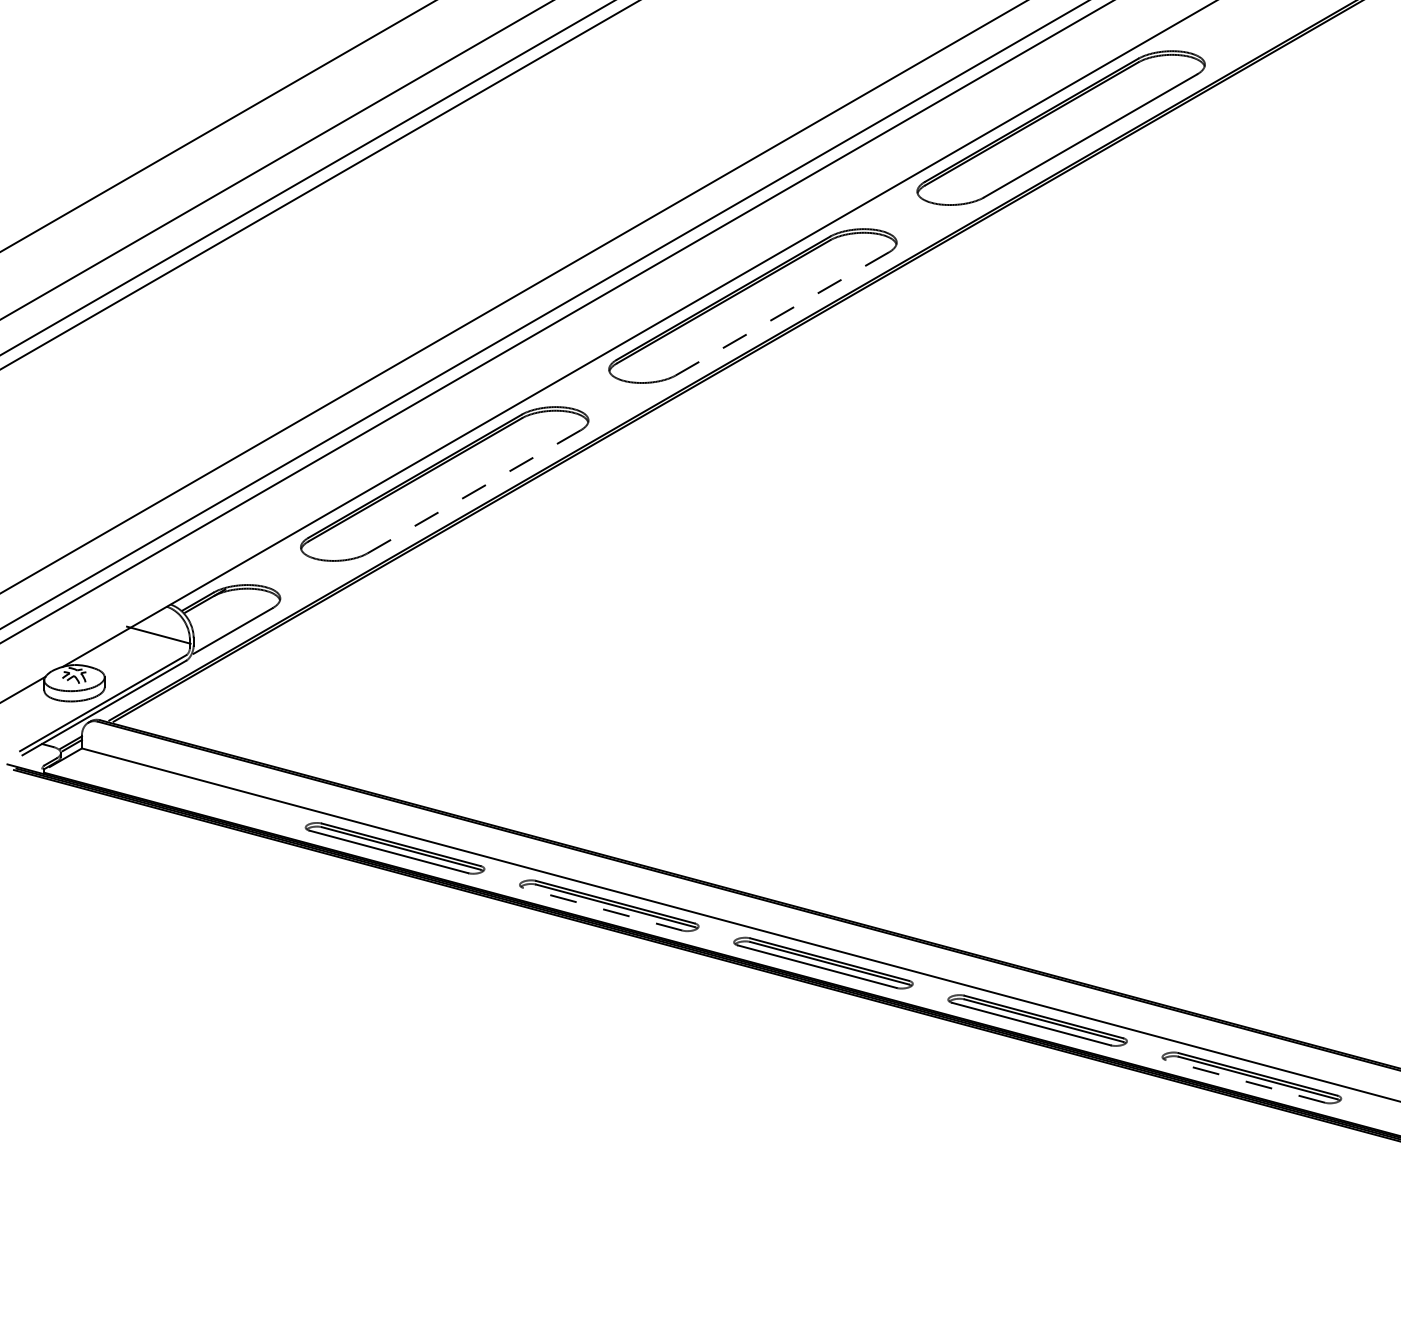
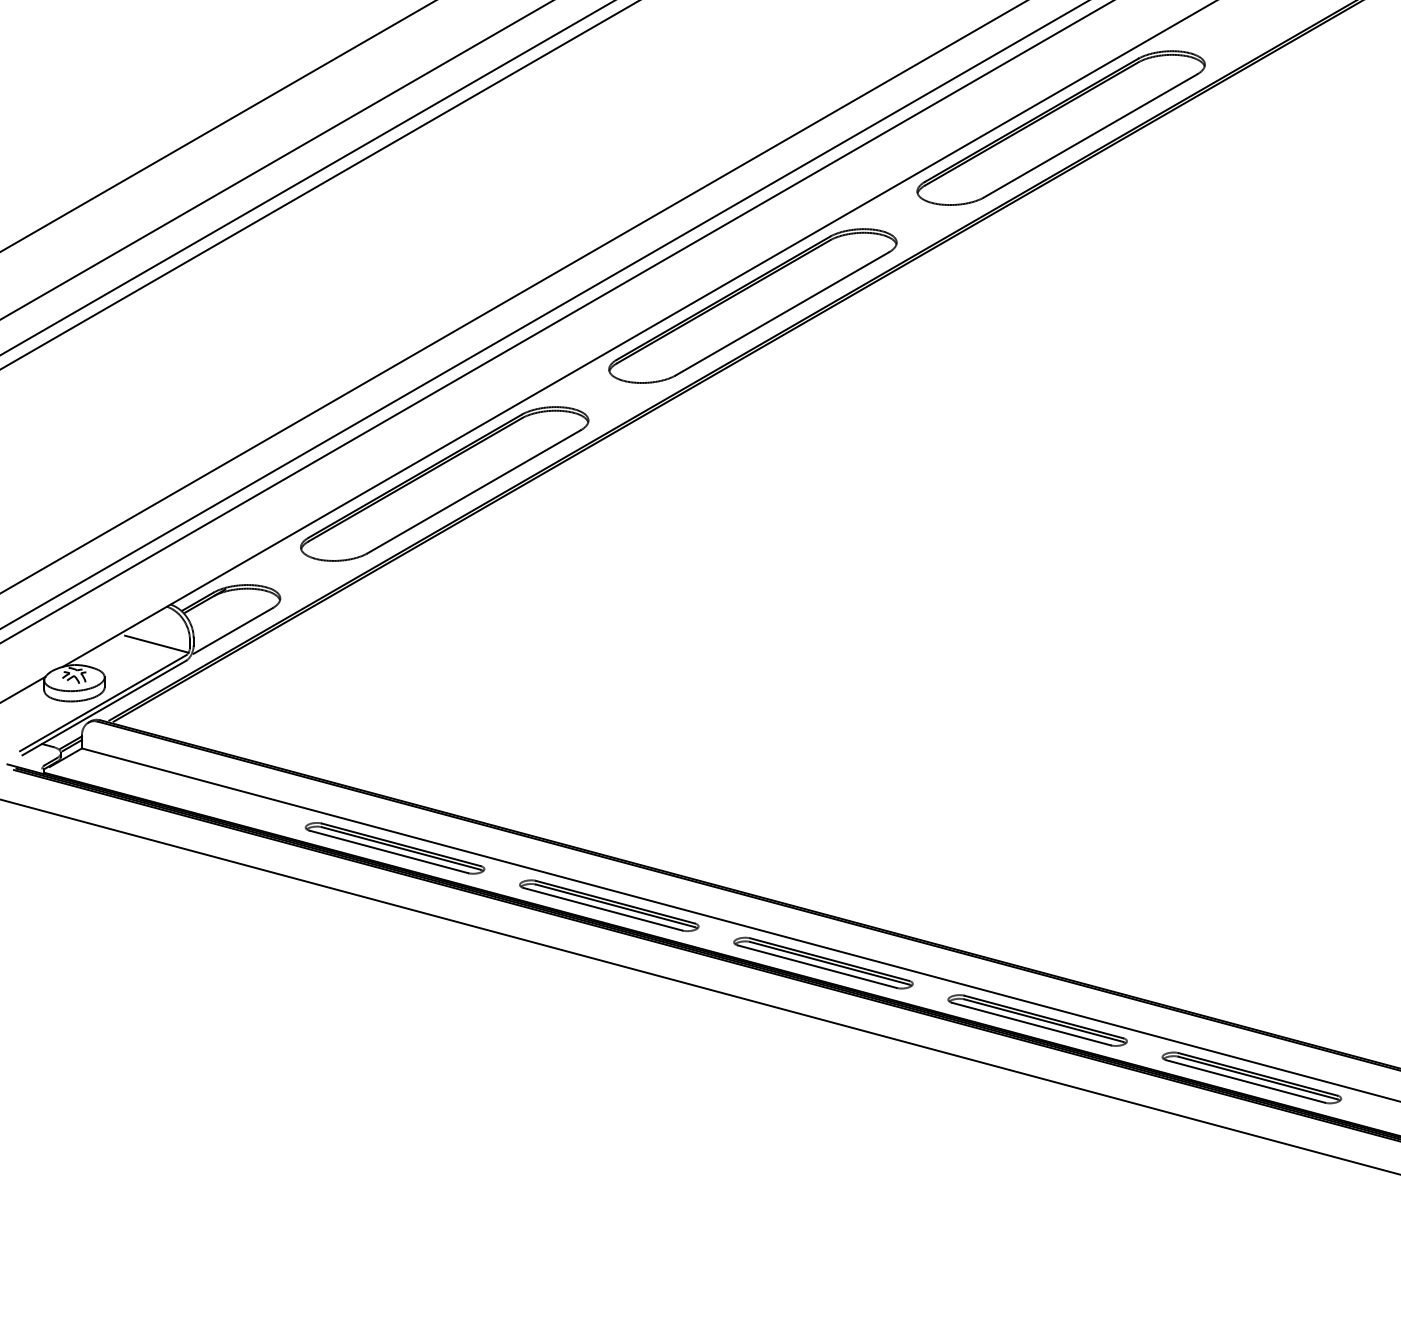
line: dashed -> solid (781, 314)
line: dashed -> solid (473, 492)
line position: (158, 634) -> (156, 643) (156, 643)
line: dashed -> solid (602, 909)
line: none -> present (699, 986)
line: dashed -> solid (1245, 1081)
